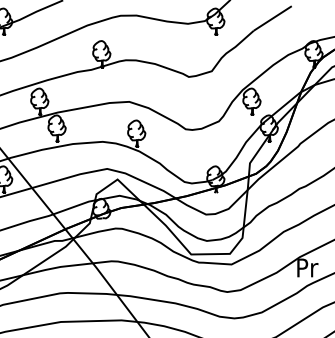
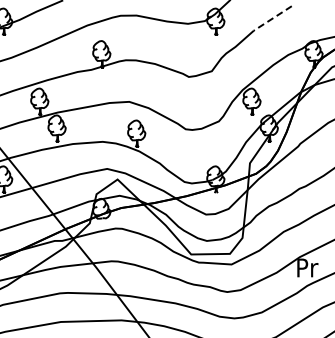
line: solid -> dashed (272, 18)
